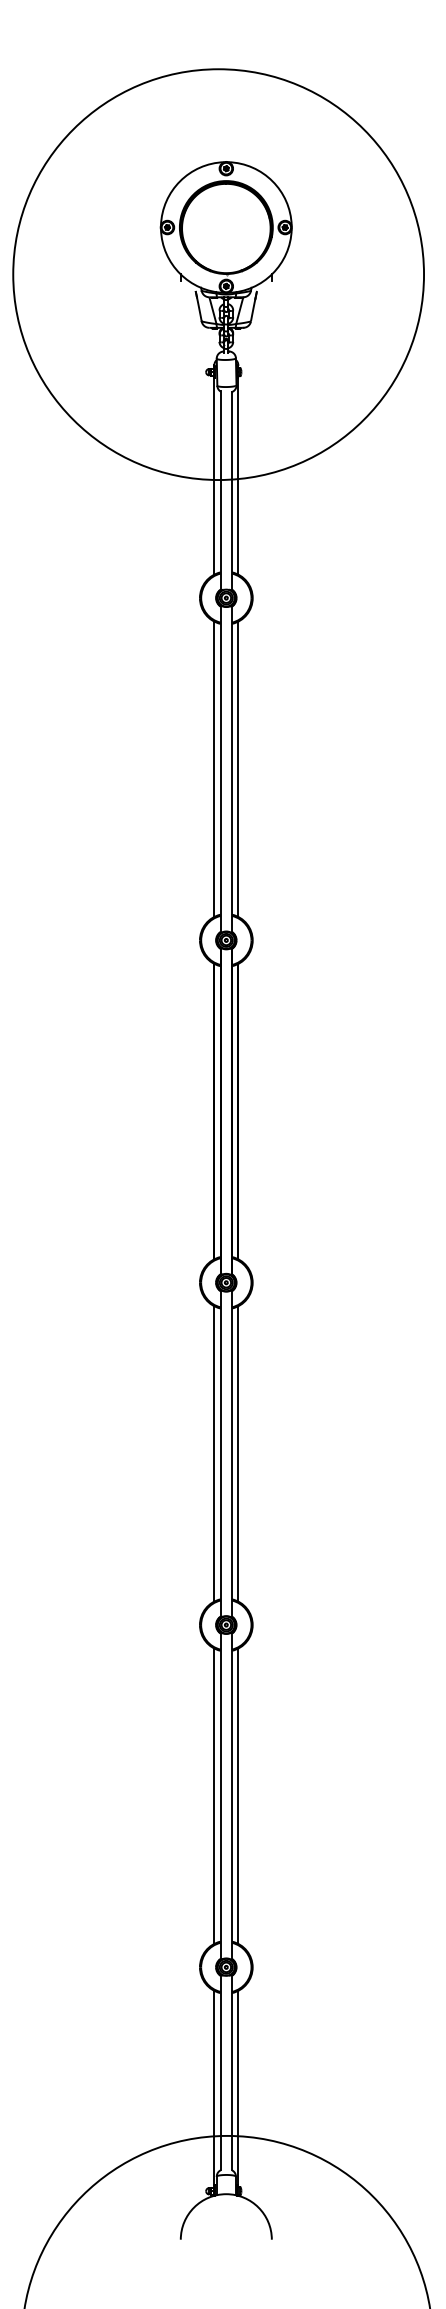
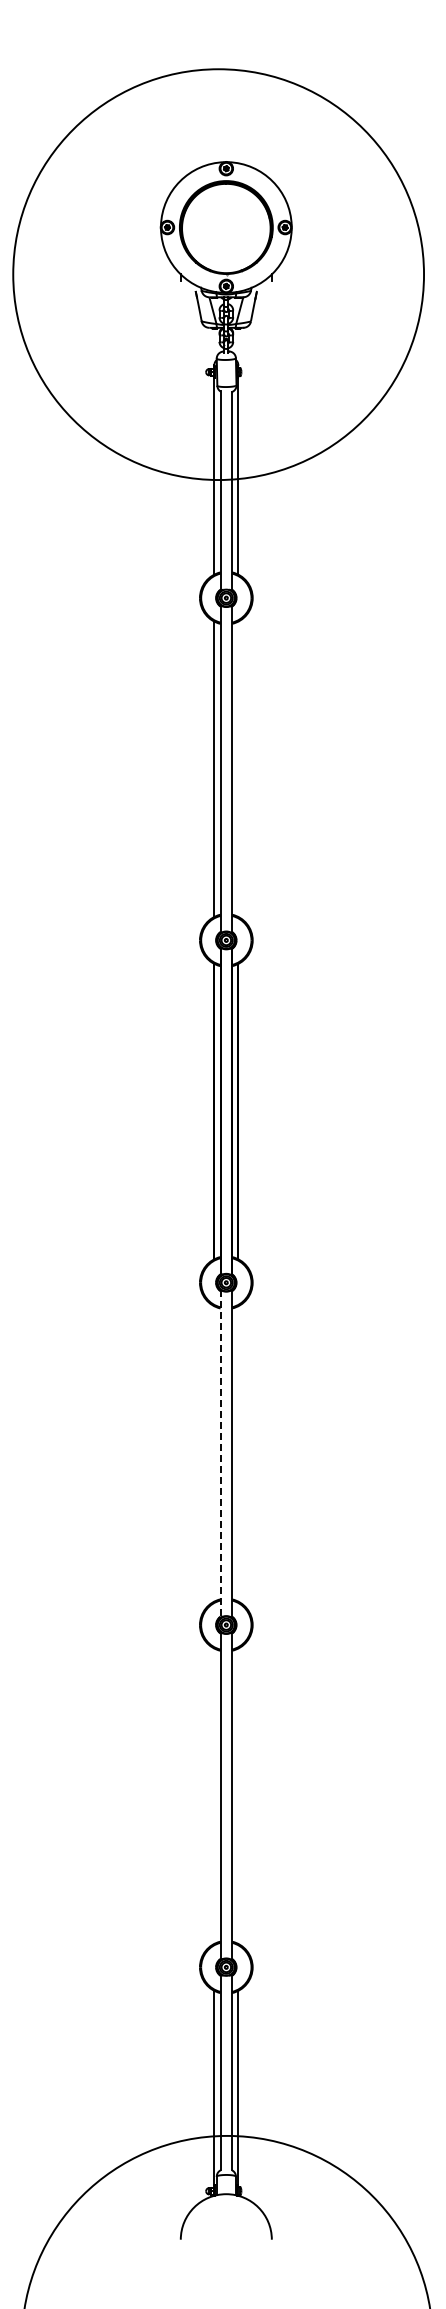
line: present -> none (238, 768)
line: present -> none (214, 1453)
line: solid -> dashed (220, 1453)
line: present -> none (238, 1453)
line: present -> none (214, 1795)
line: present -> none (238, 1795)
